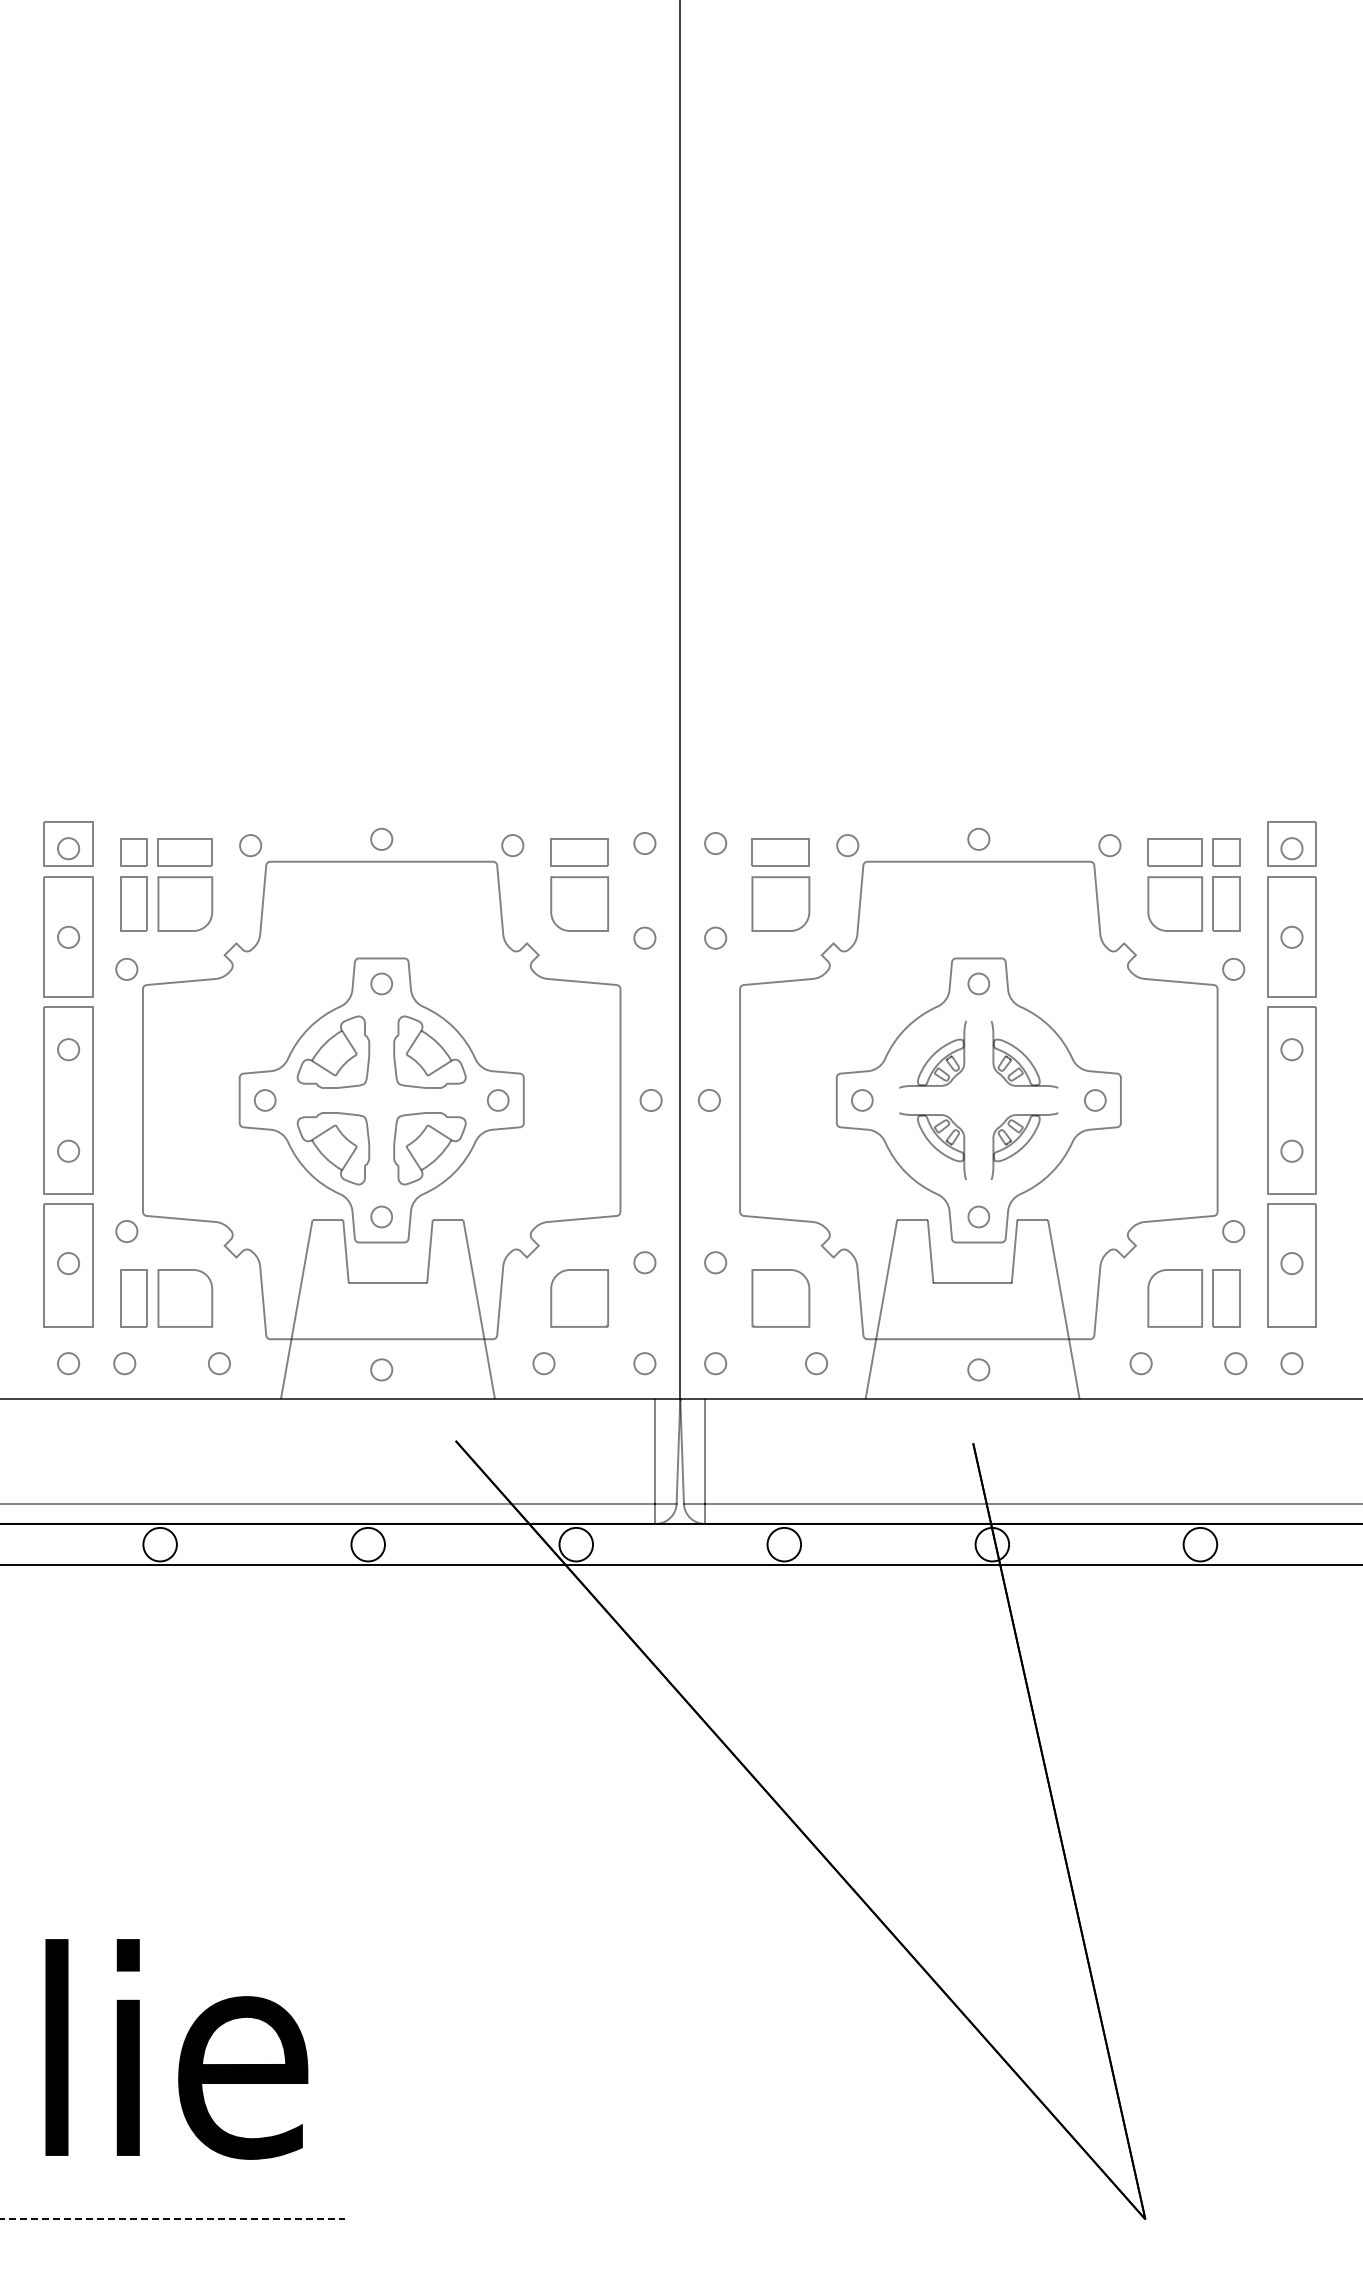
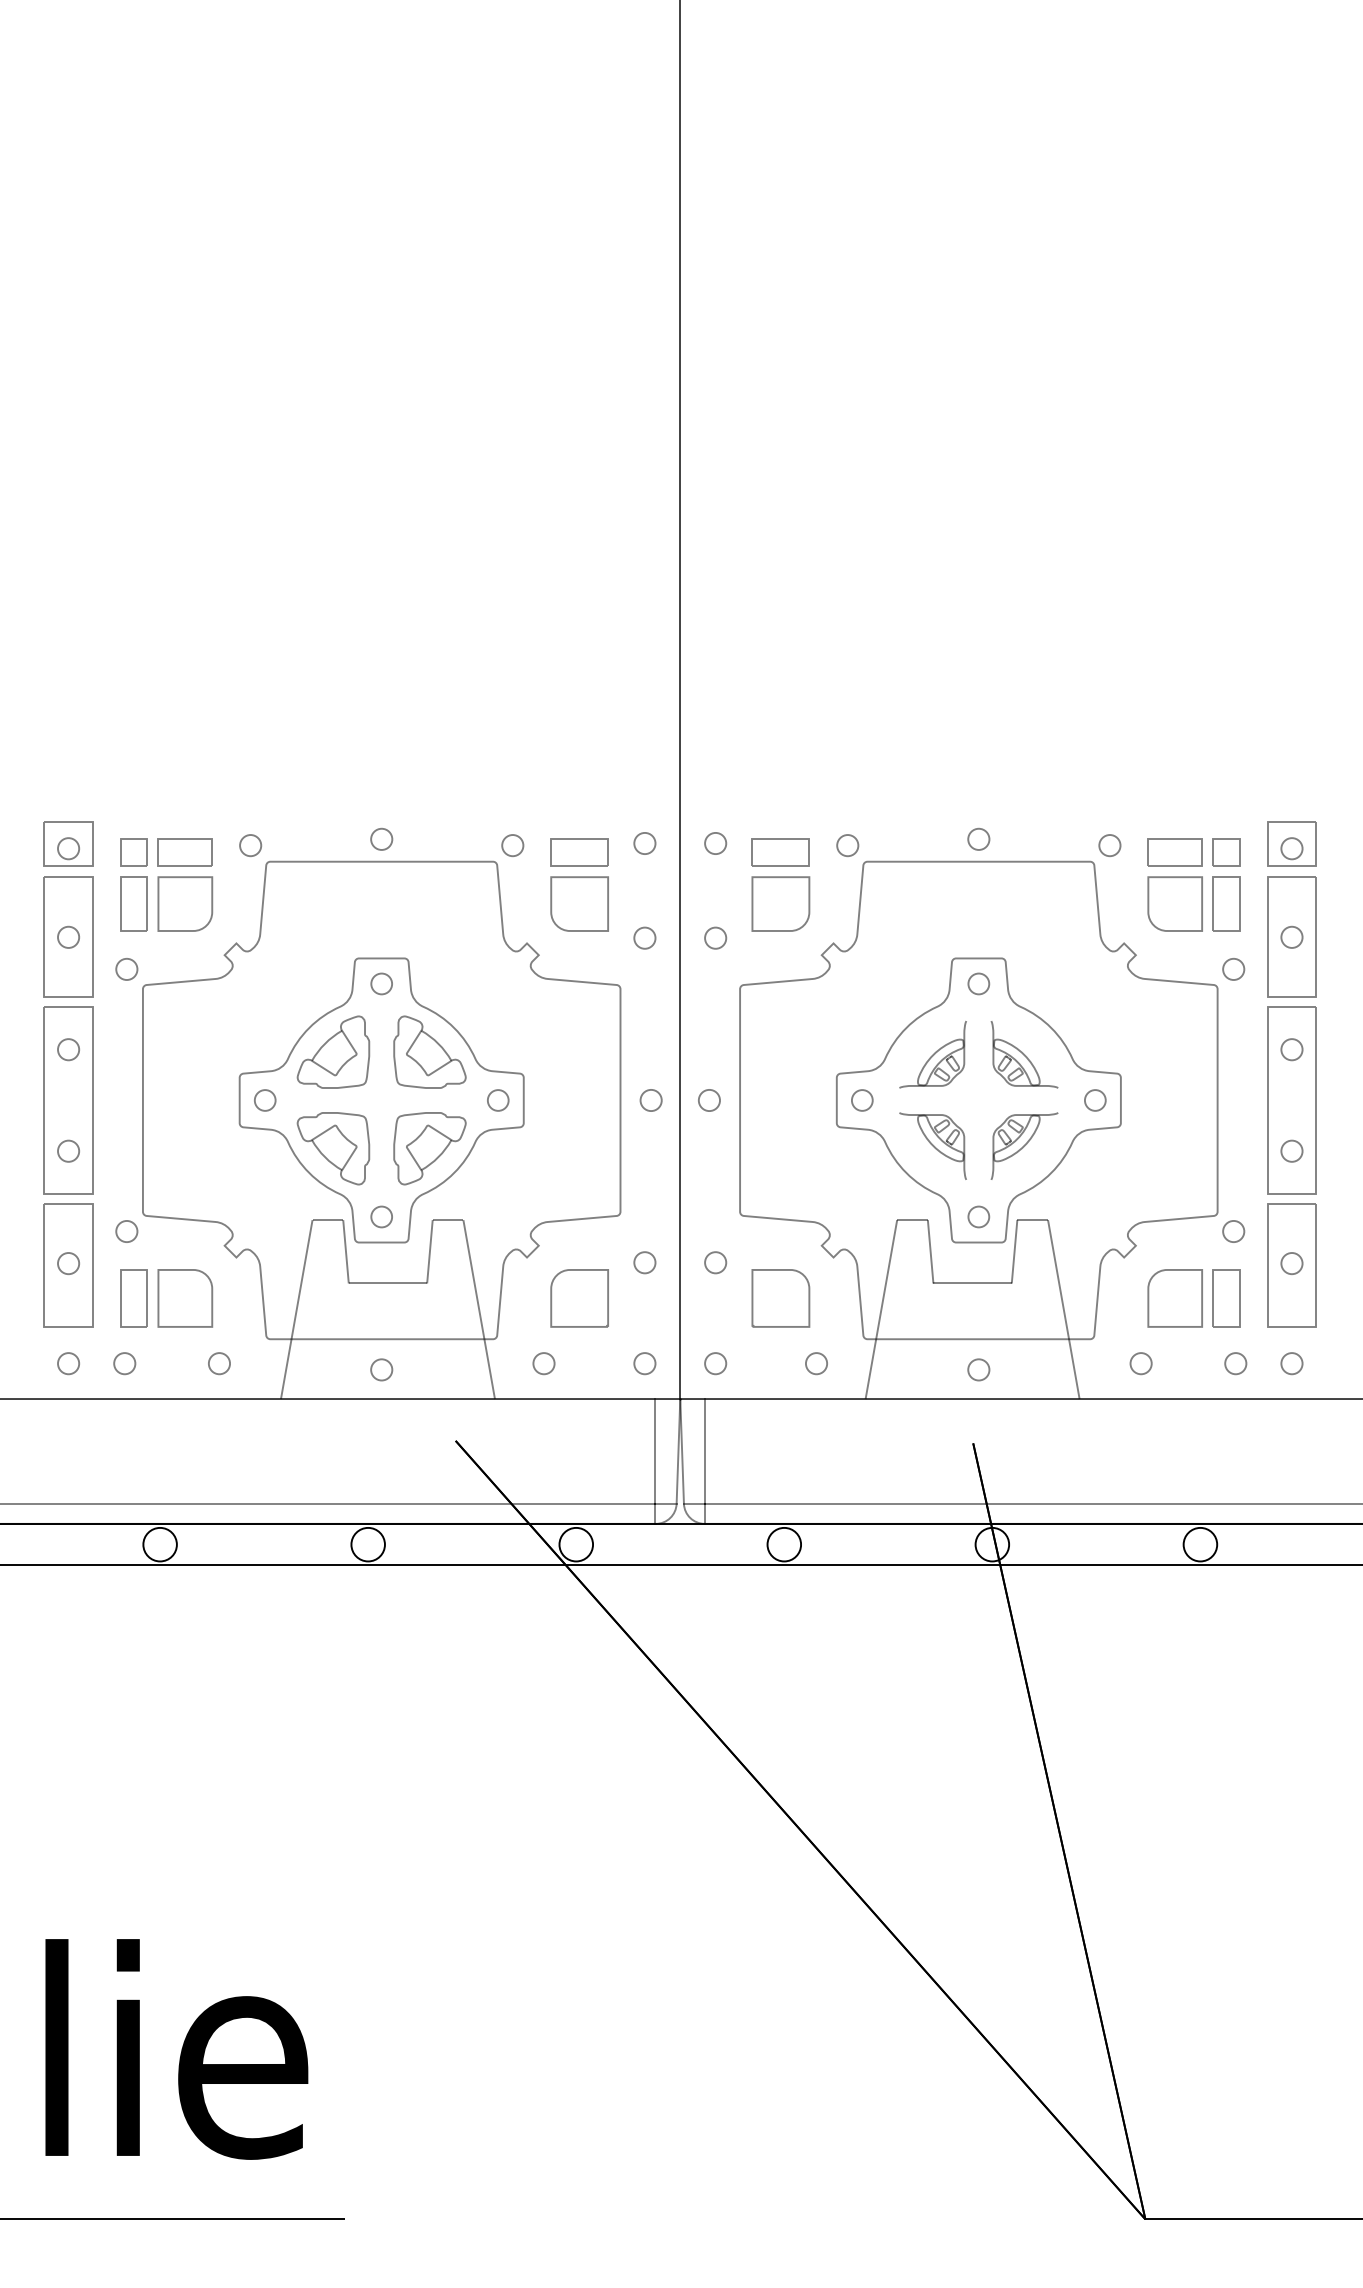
line: dashed -> solid (173, 2219)
line: none -> present (1252, 2219)
